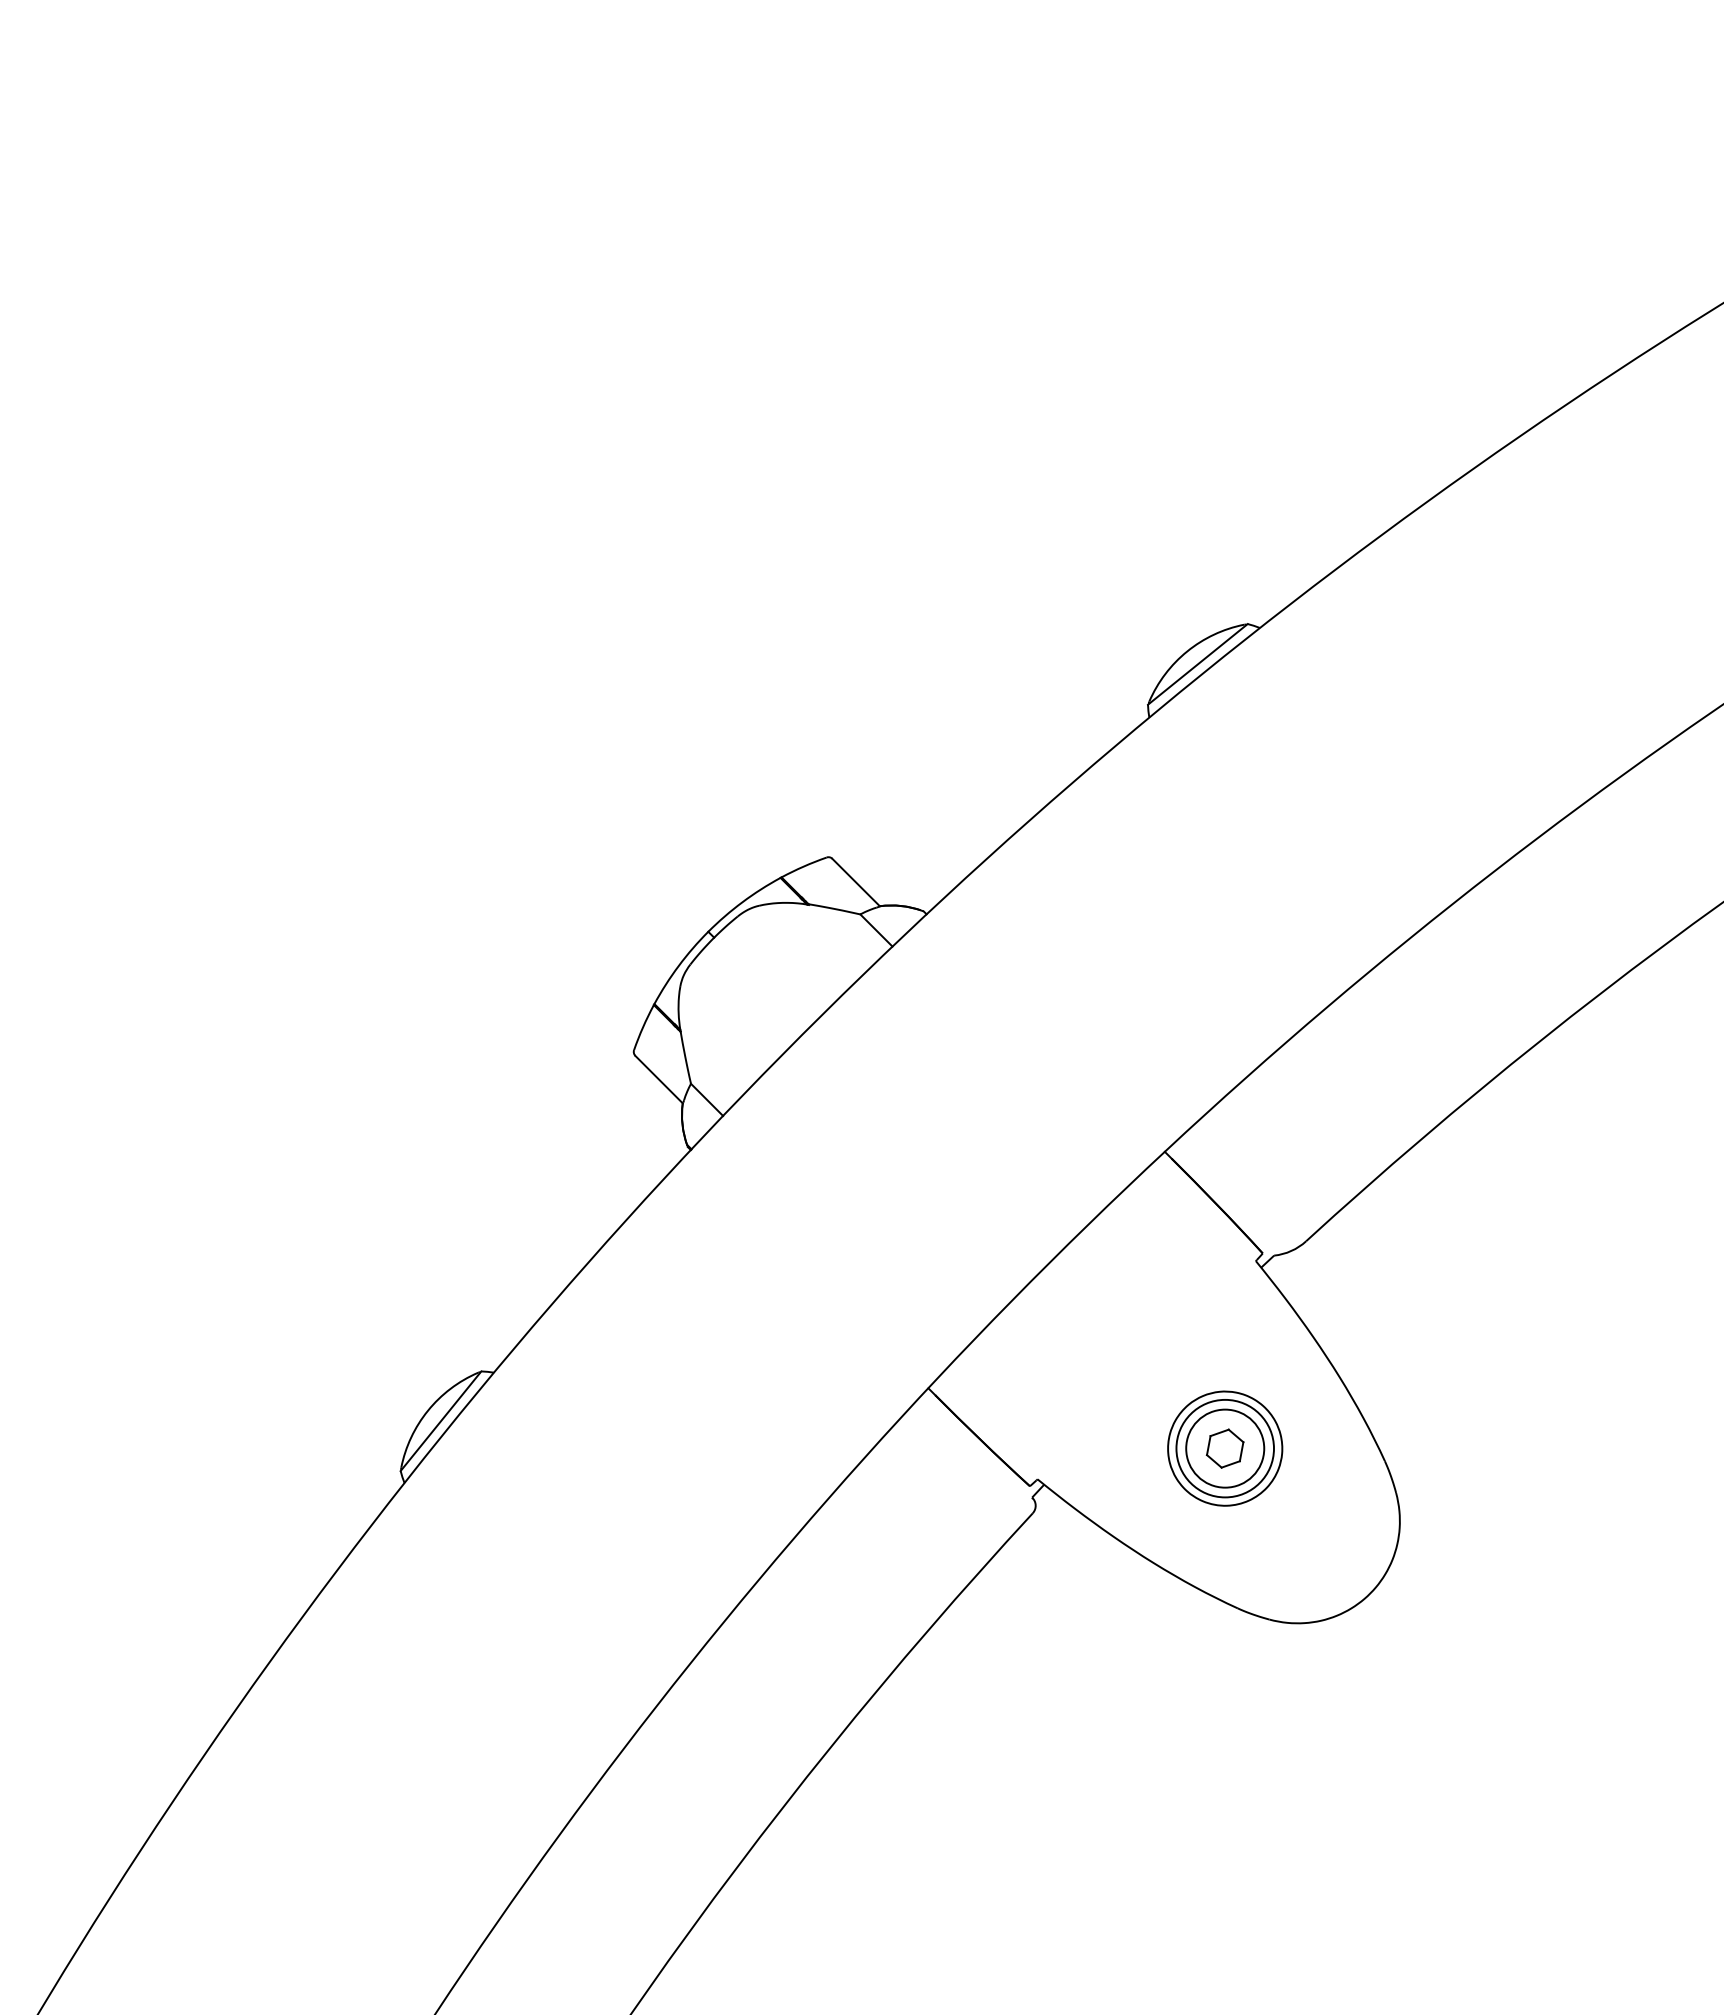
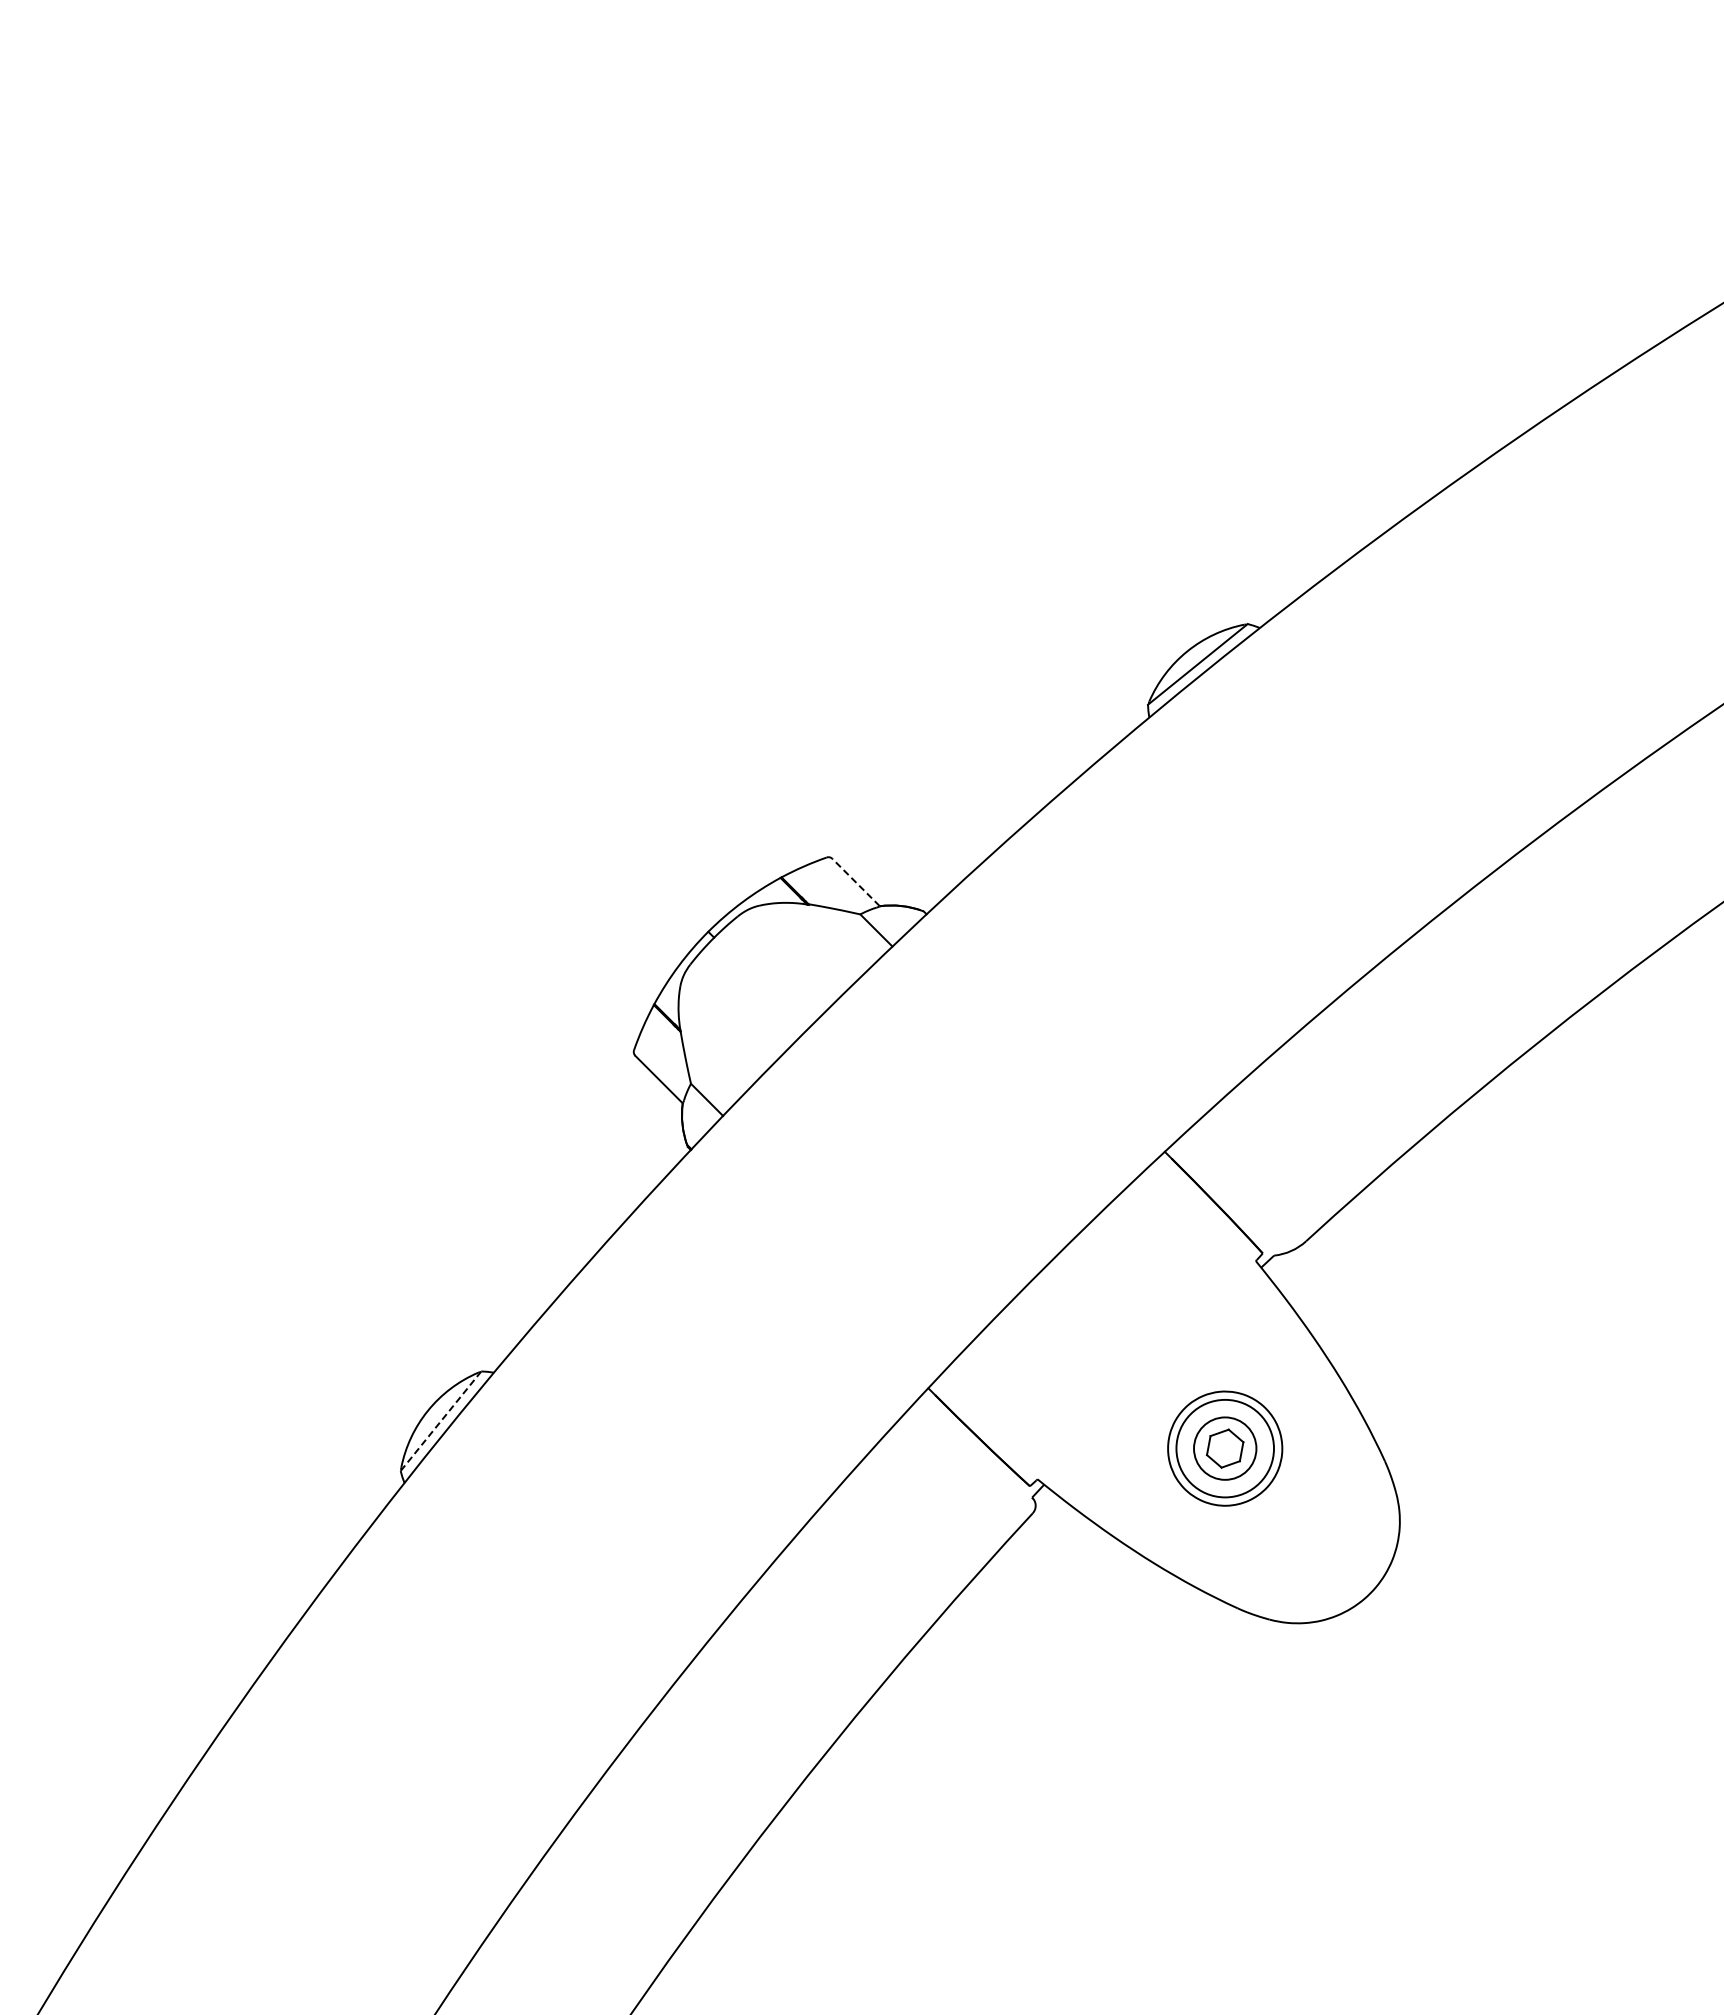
line: solid -> dashed (855, 882)
line: solid -> dashed (440, 1421)
circle diameter: 78 px -> 62 px (1225, 1448)
